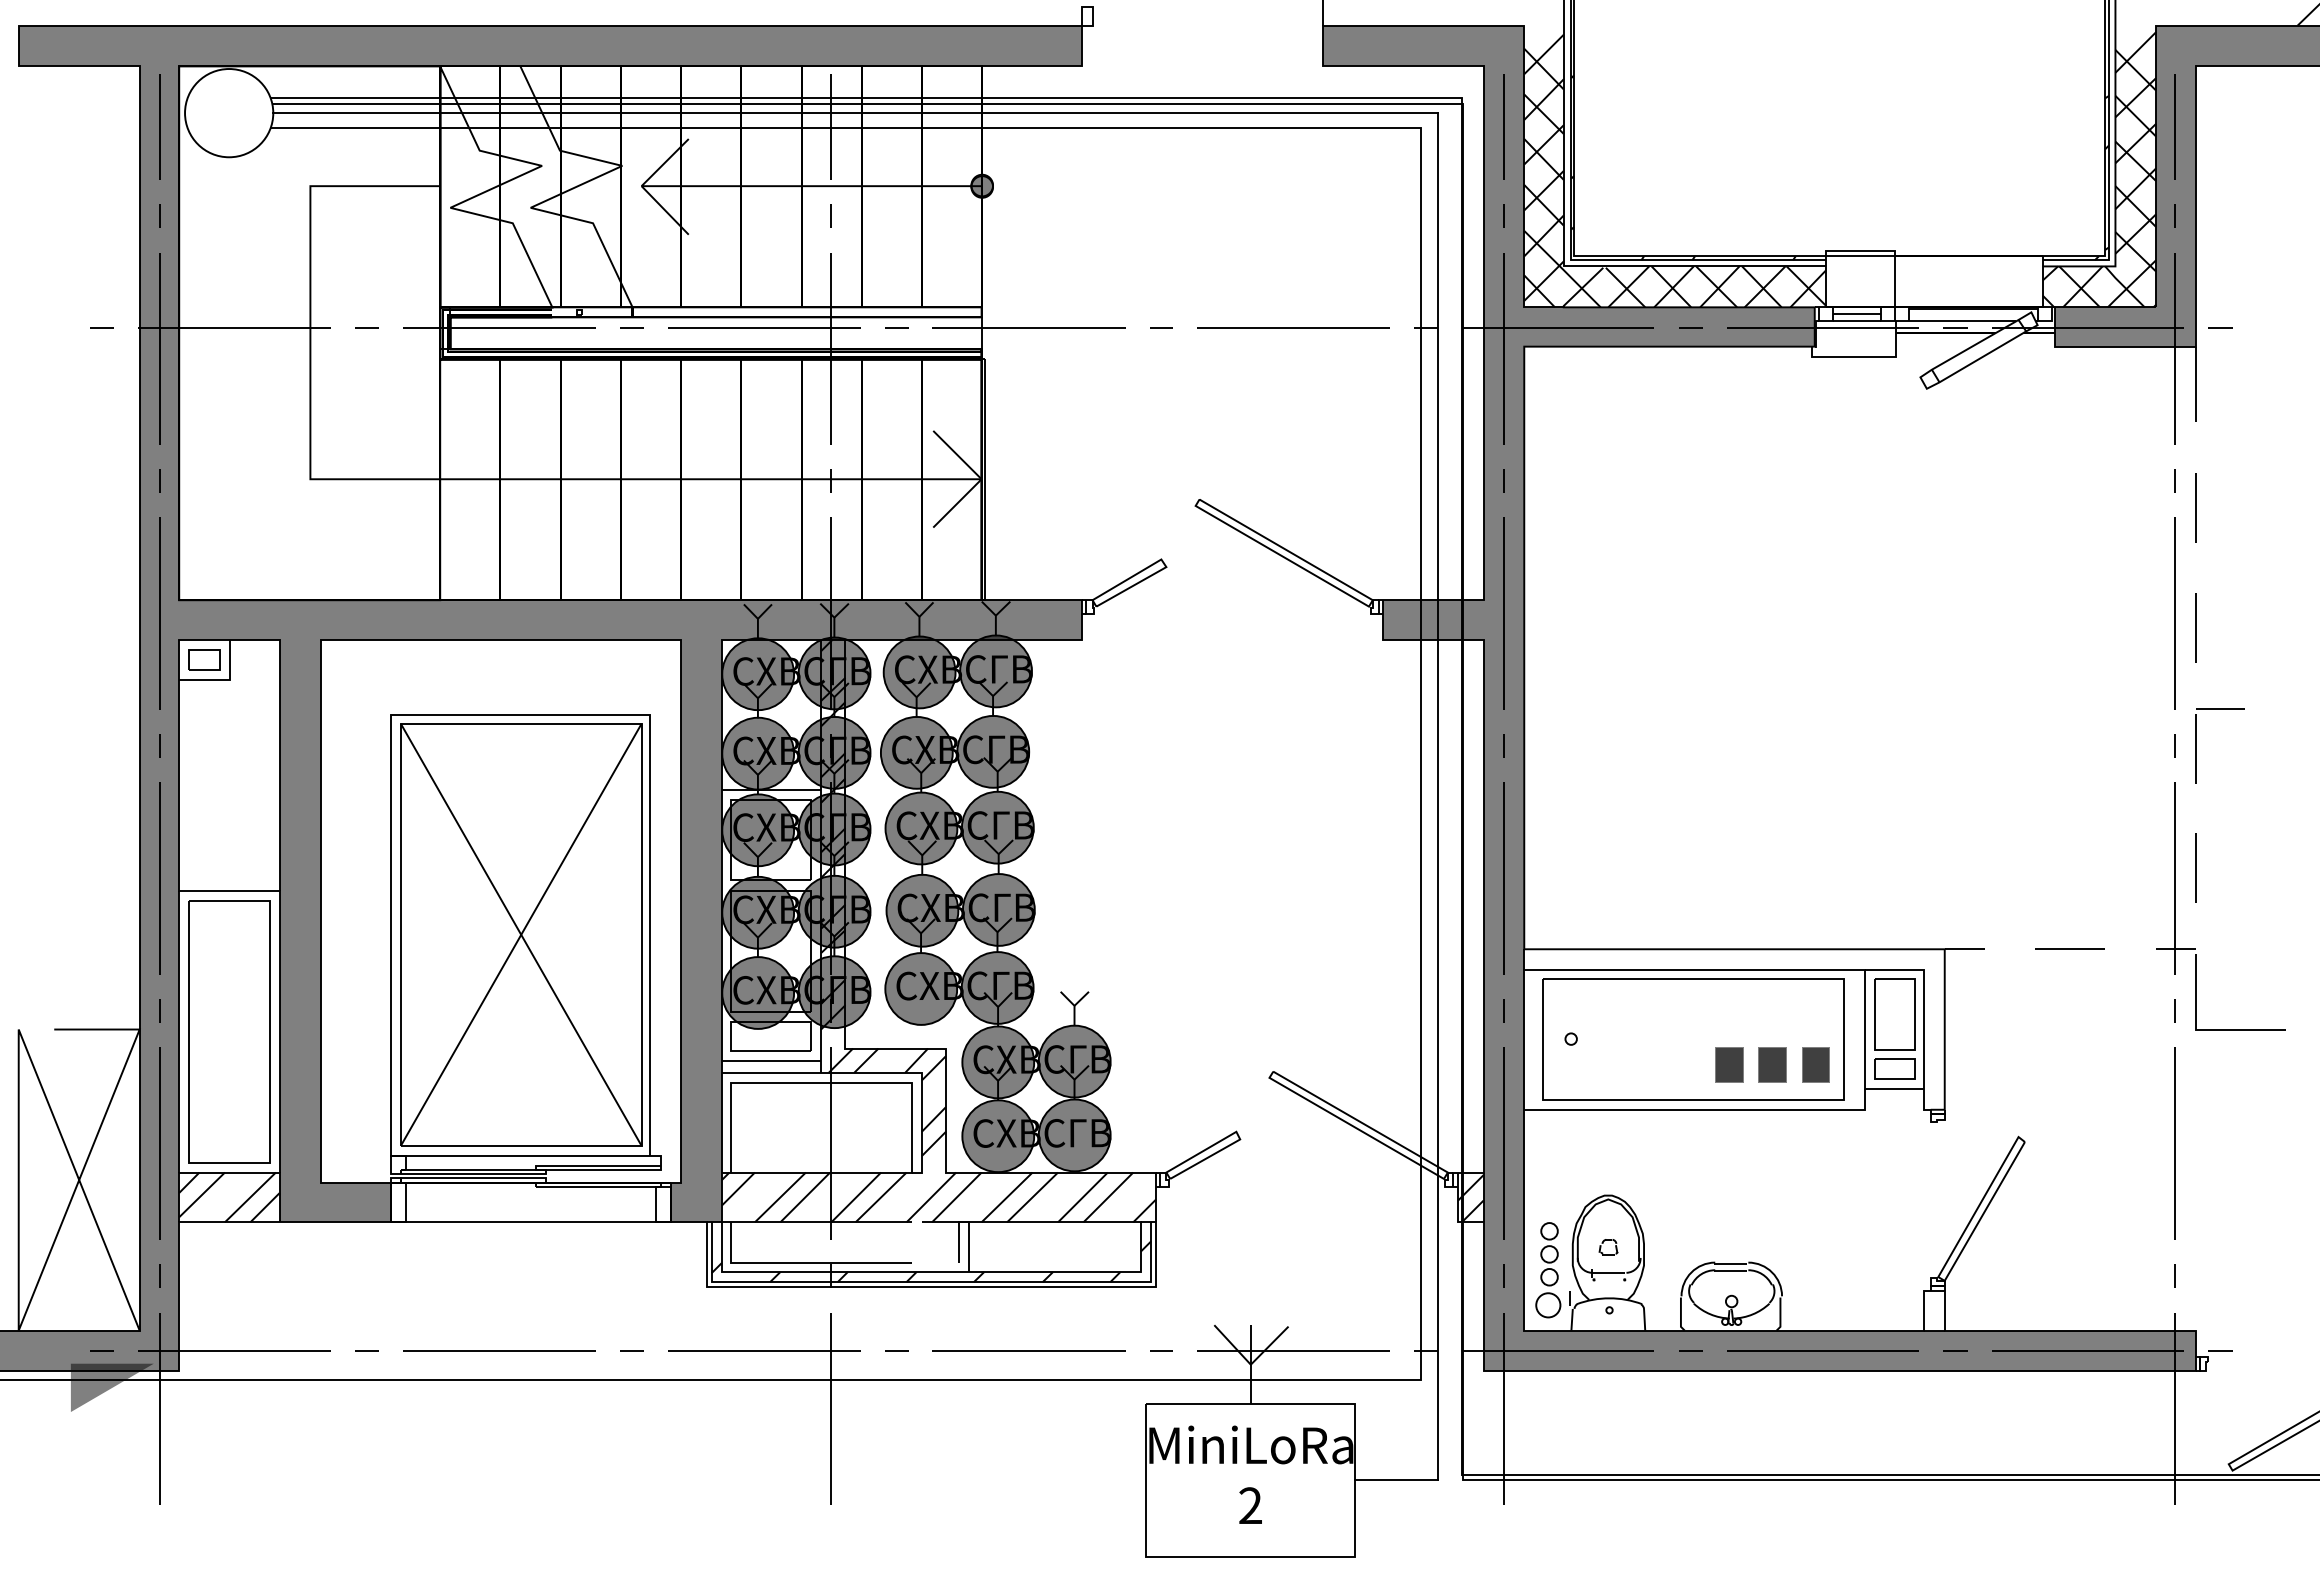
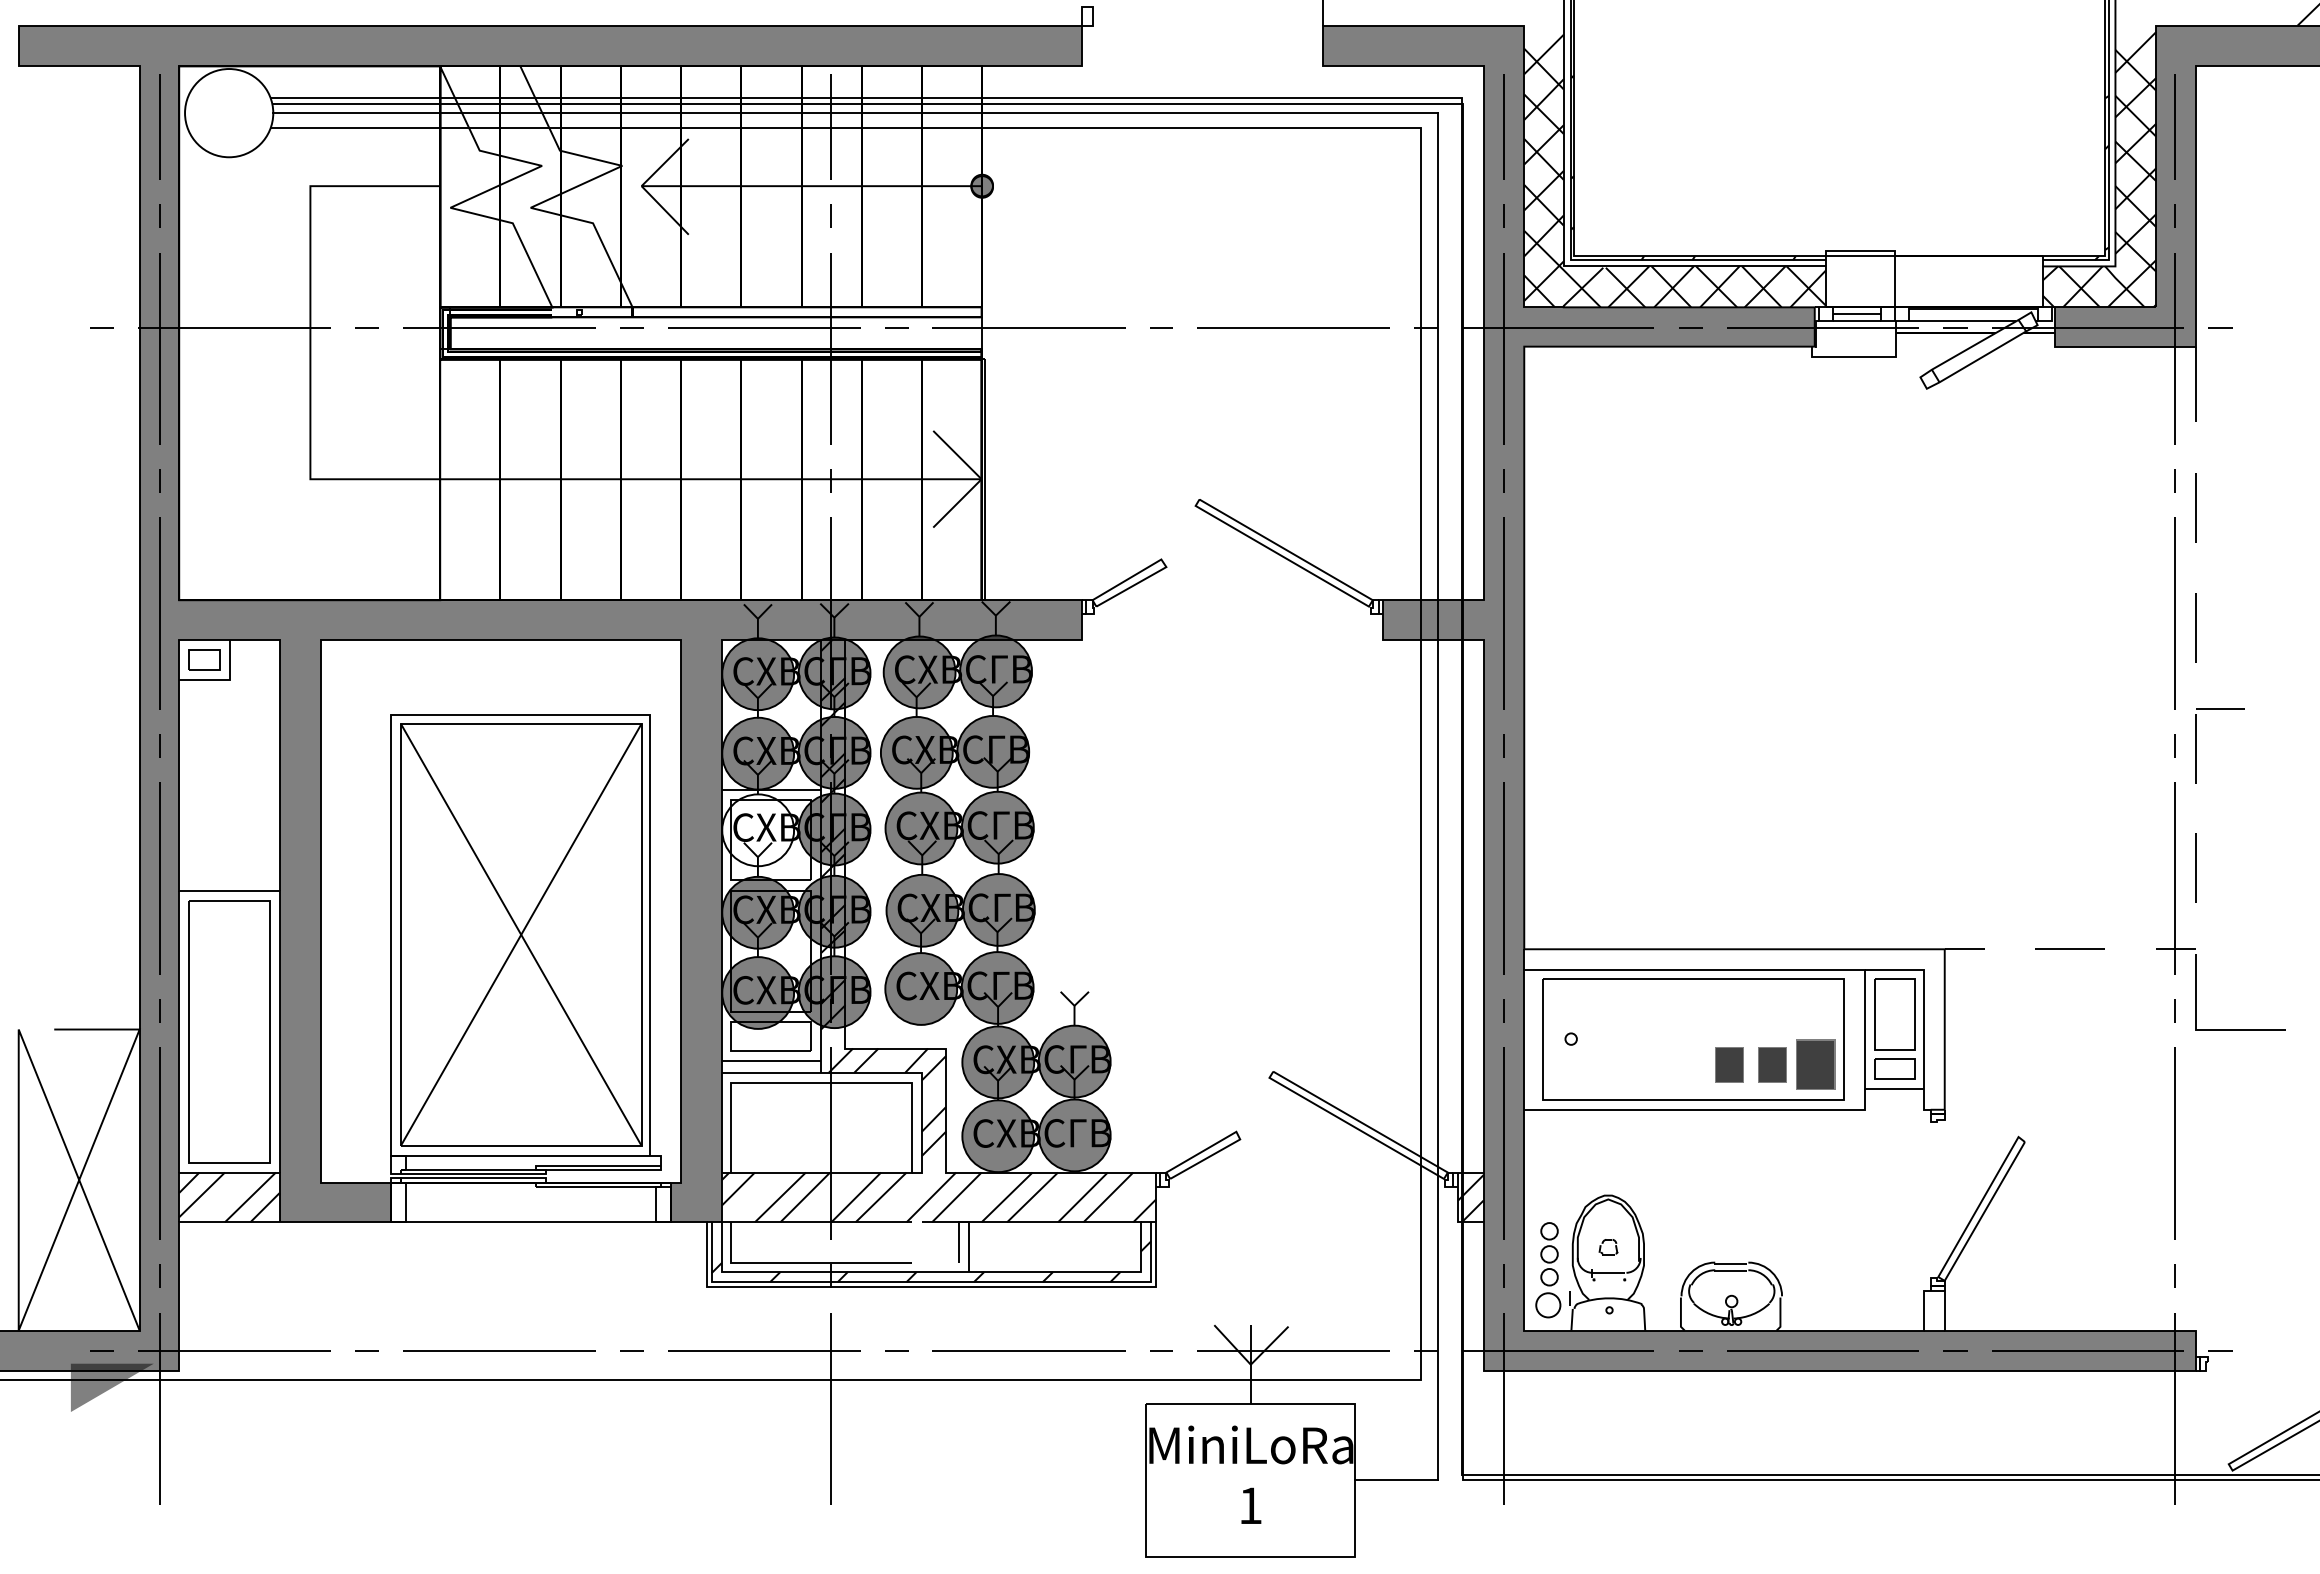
fill: present -> none (757, 830)
part size: 28x36 px -> 40x51 px (1815, 1064)
text: 2 -> 1 (1250, 1505)
